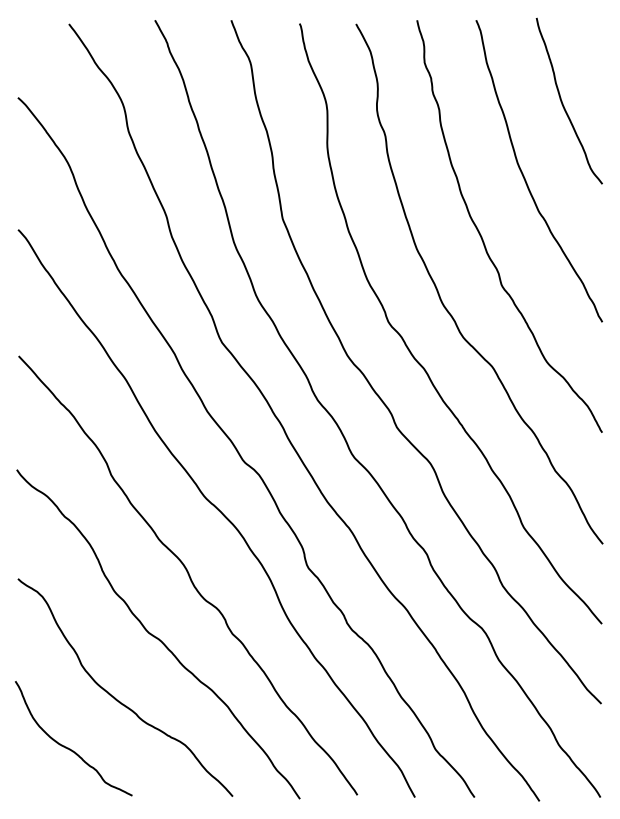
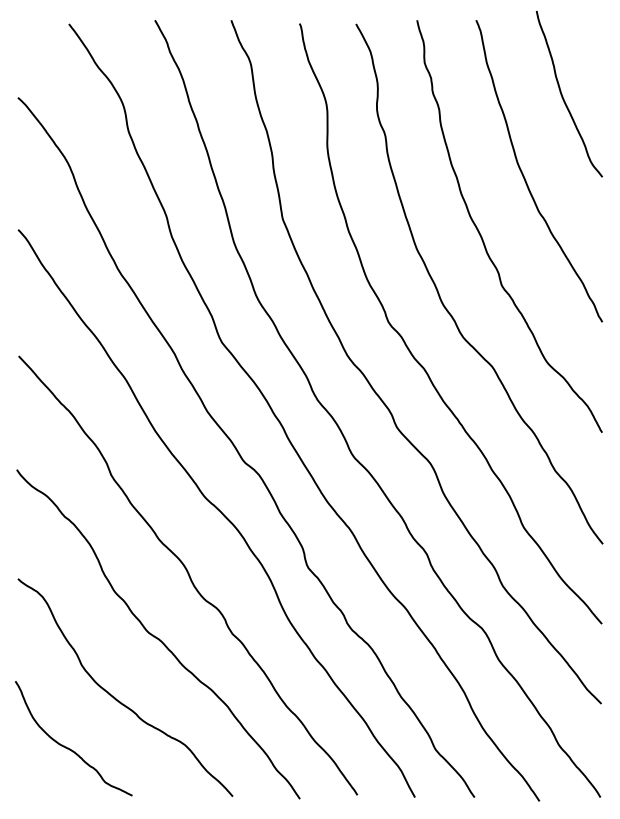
curve position: (563, 103) -> (563, 96) (563, 96)
